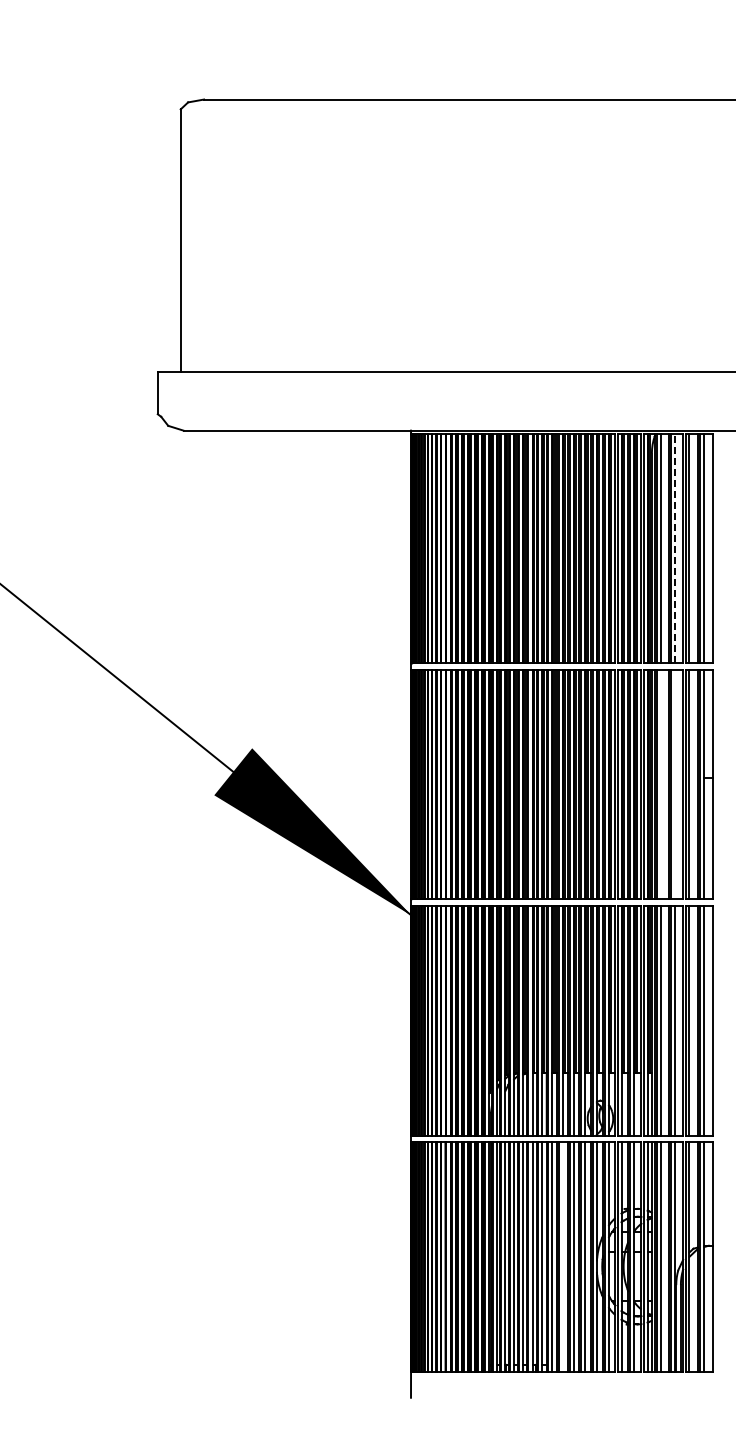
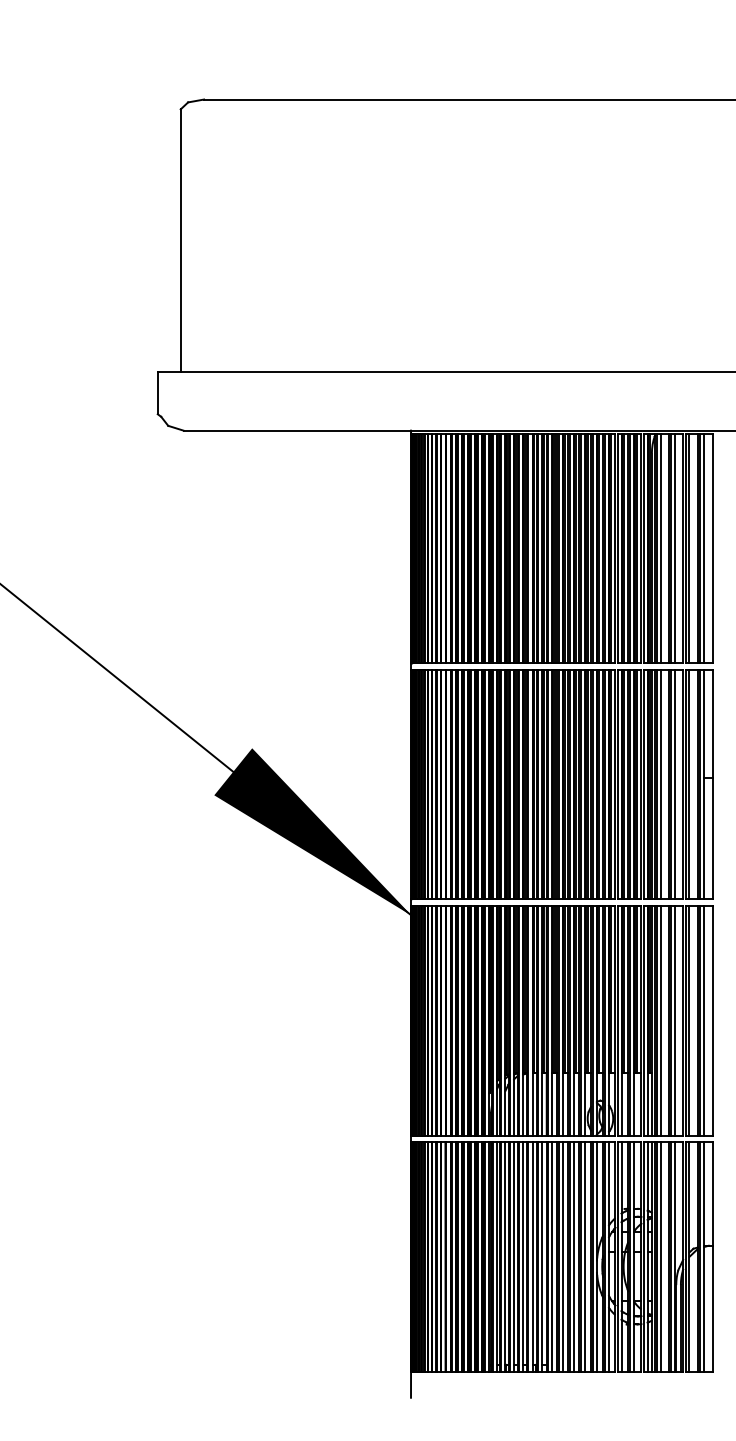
line: dashed -> solid (675, 548)
line: none -> present (661, 784)
line: none -> present (675, 784)
line: none -> present (563, 1256)
